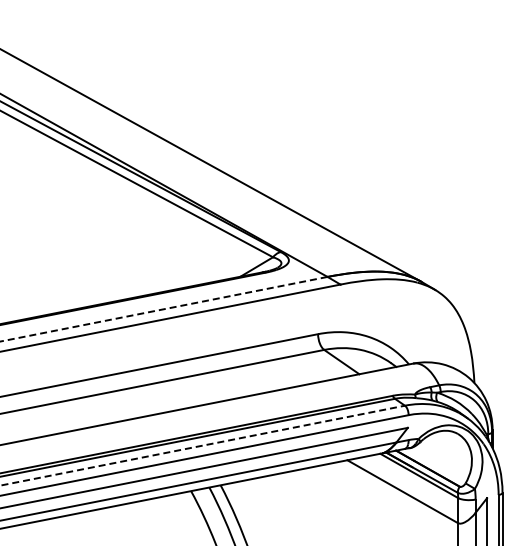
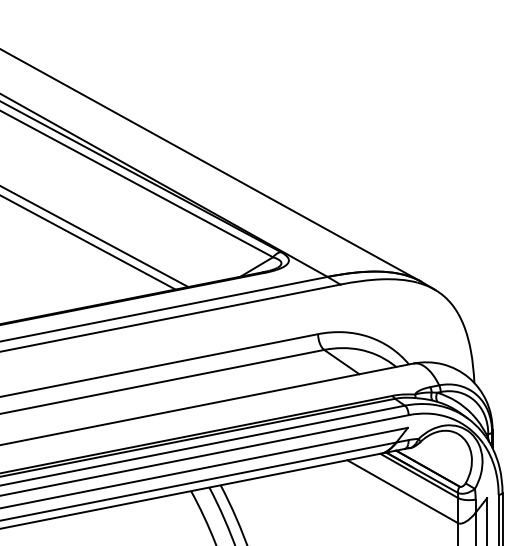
line: none -> present (95, 236)
line: none -> present (88, 242)
line: dashed -> solid (163, 309)
line: dashed -> solid (202, 445)
